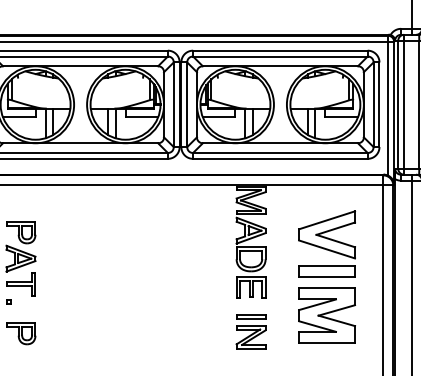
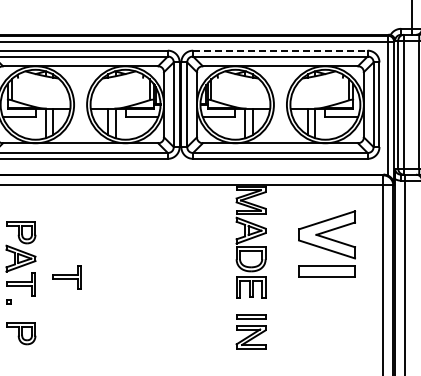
line: solid -> dashed (280, 50)
line position: (412, 273) -> (405, 273) (405, 273)
part: none -> present (66, 277)
part: present -> none (326, 315)
